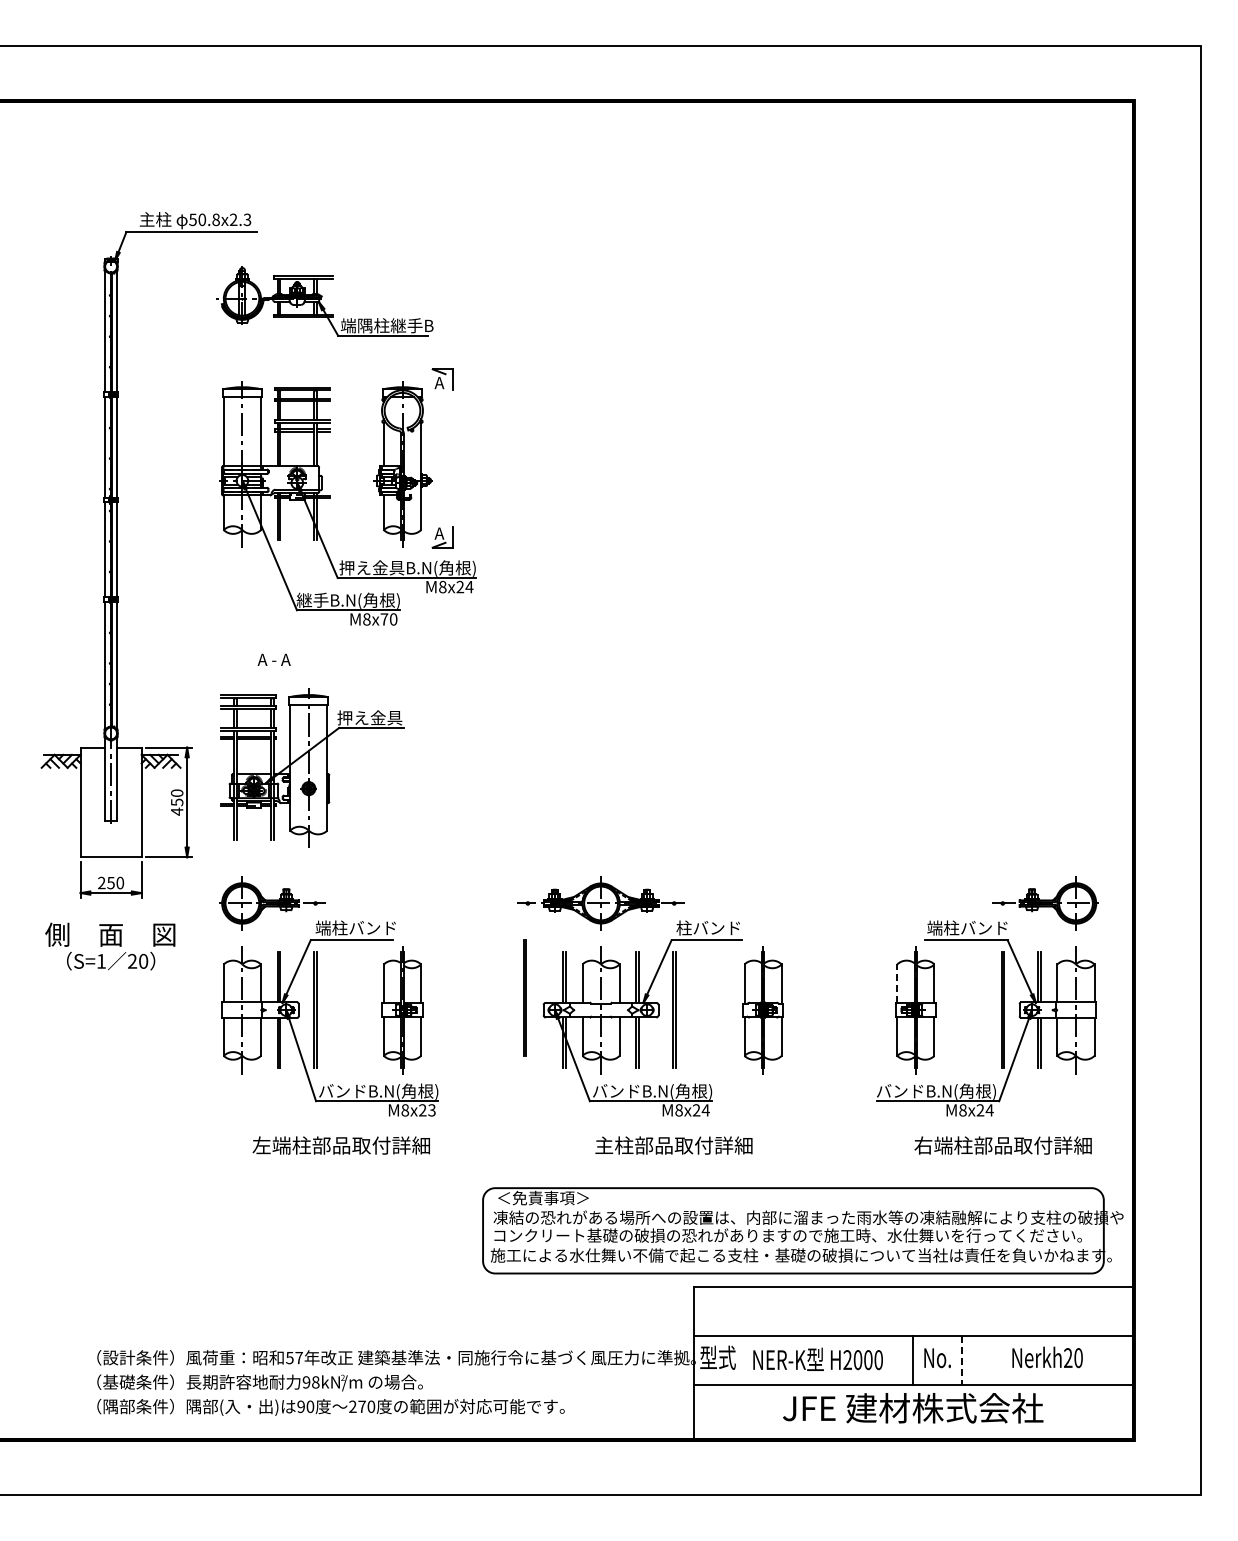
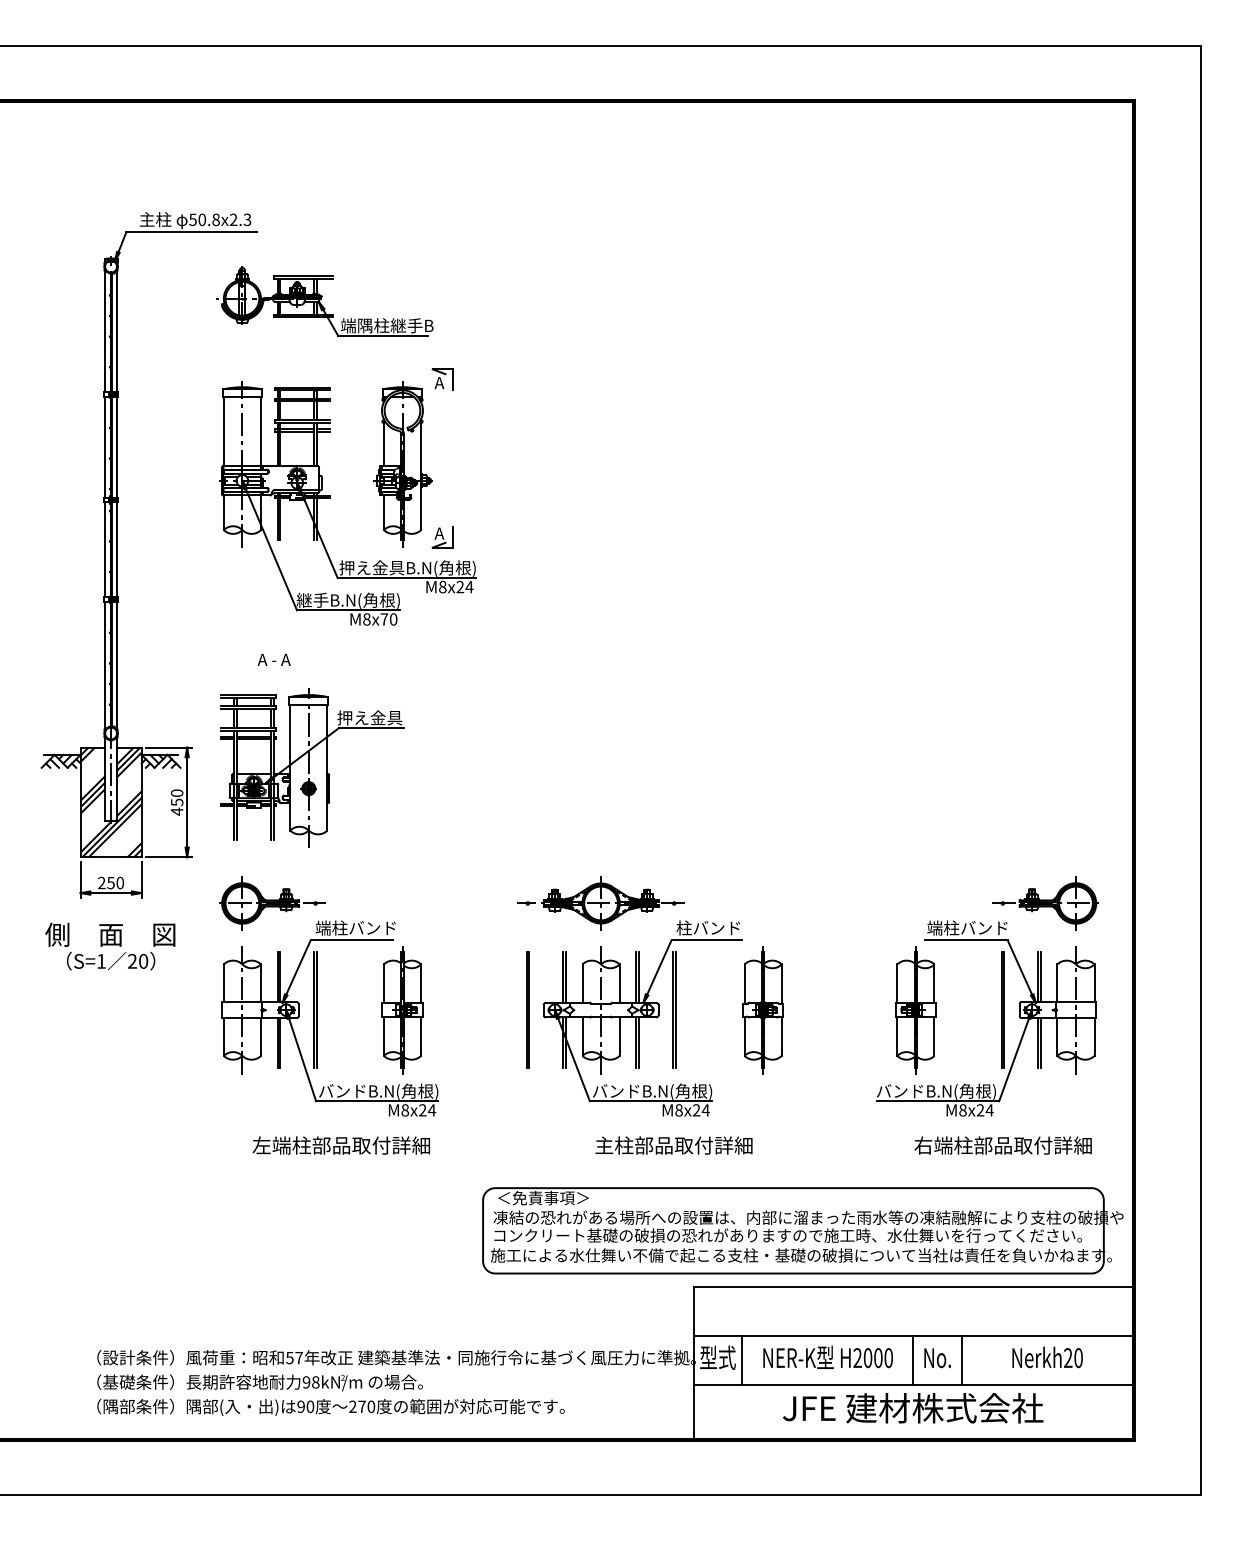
hatch: none -> present (110, 802)
line: dashed -> solid (897, 983)
line position: (524, 997) -> (527, 1009) (527, 1009)
text: M8x23 -> M8x24 (431, 1110)
text position: (817, 1358) -> (827, 1356) (827, 1356)
line: none -> present (742, 1360)
line: dashed -> solid (961, 1361)
